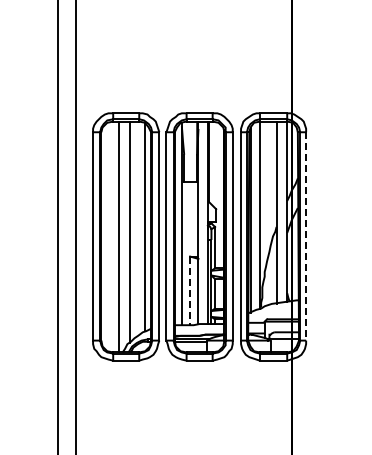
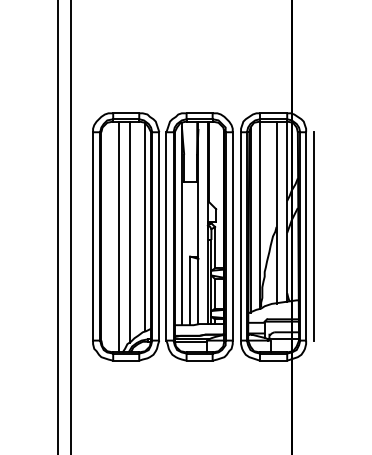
line position: (75, 226) -> (70, 226) (70, 226)
line: dashed -> solid (306, 236)
line: none -> present (314, 236)
line: dashed -> solid (190, 291)
